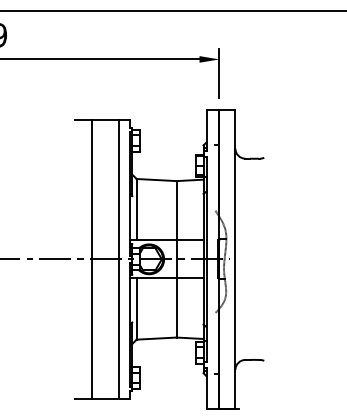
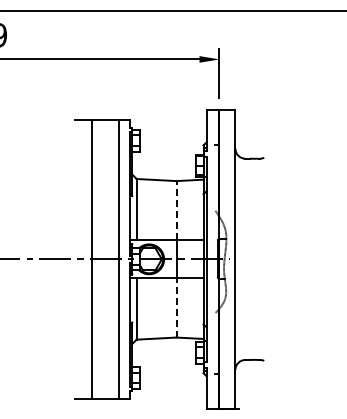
line: solid -> dashed (176, 210)
line: solid -> dashed (176, 307)
